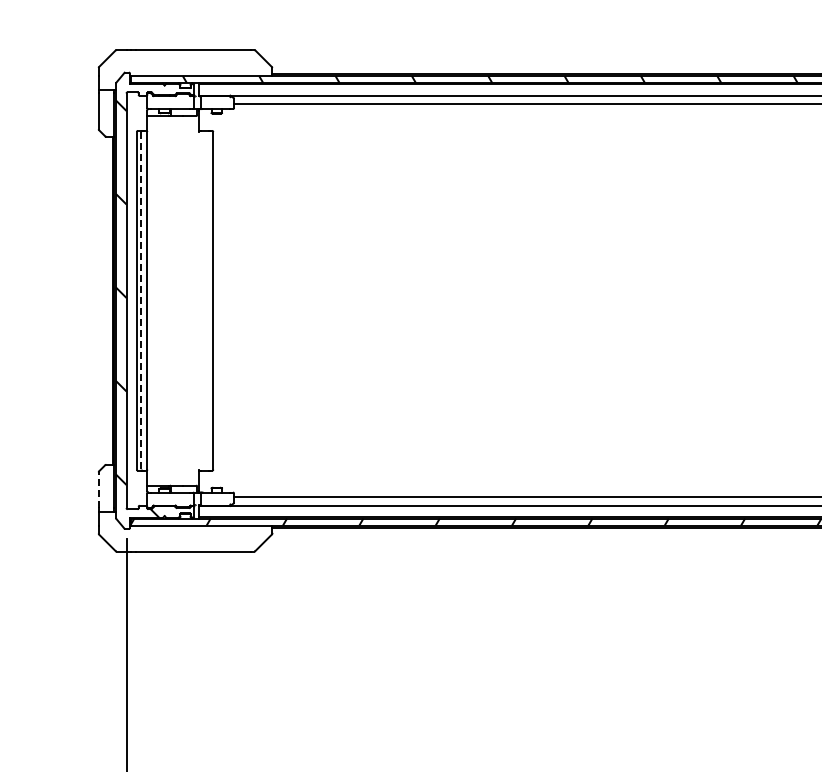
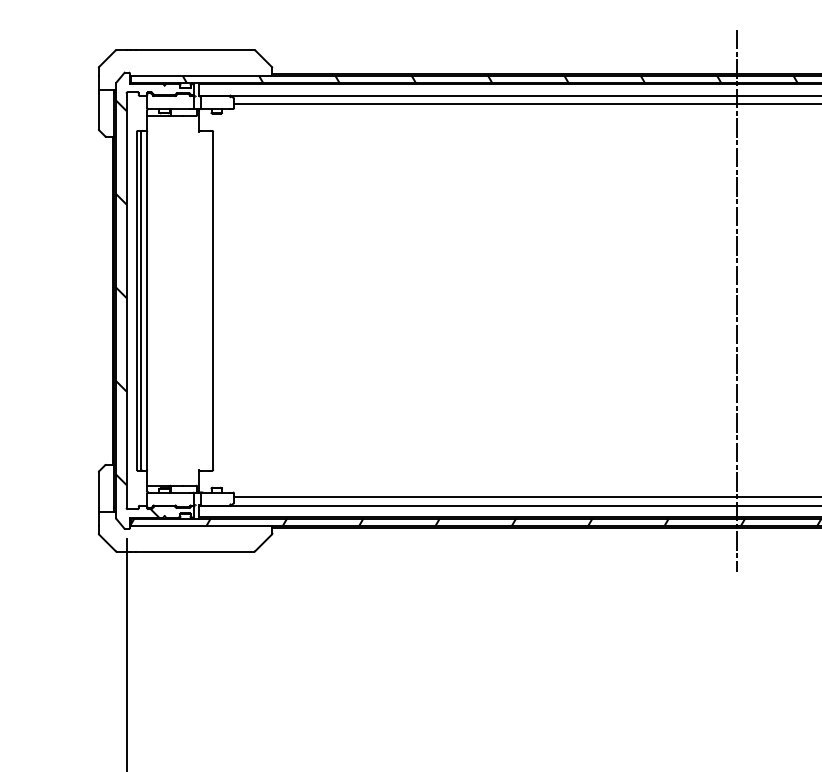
line: dashed -> solid (141, 300)
line: none -> present (737, 300)
line: dashed -> solid (98, 490)
